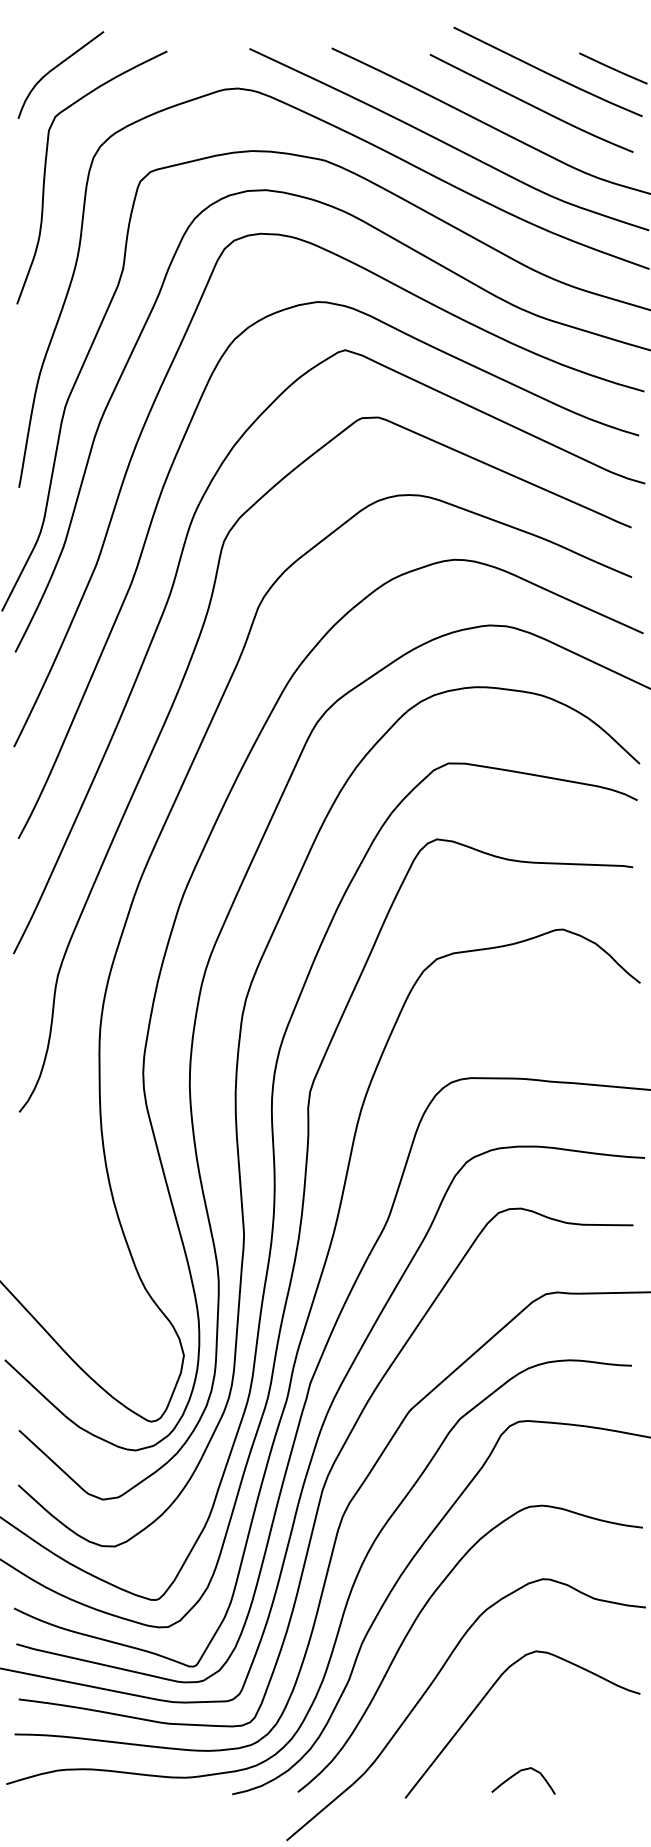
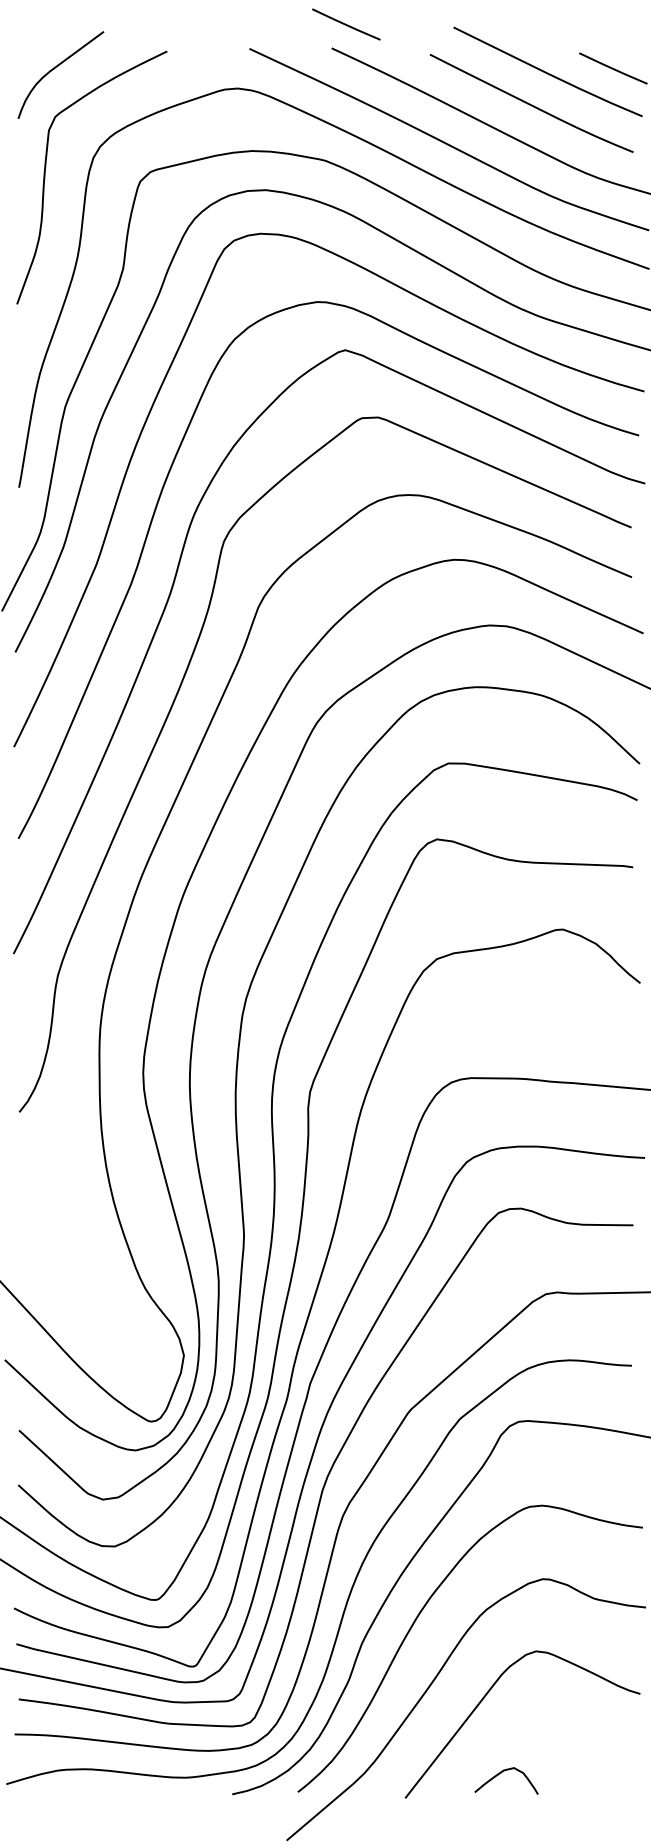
line: none -> present (346, 24)
curve position: (518, 1773) -> (501, 1773) (501, 1773)
